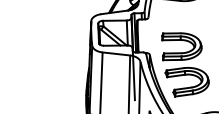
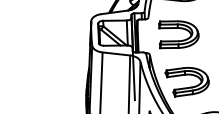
part position: (181, 46) -> (178, 34) (178, 34)
